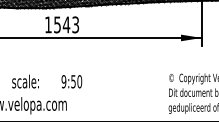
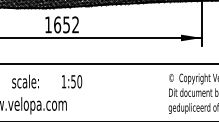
text: 1543 -> 1652 (66, 24)
line: none -> present (108, 64)
text: 9:50 -> 1:50 (63, 81)
